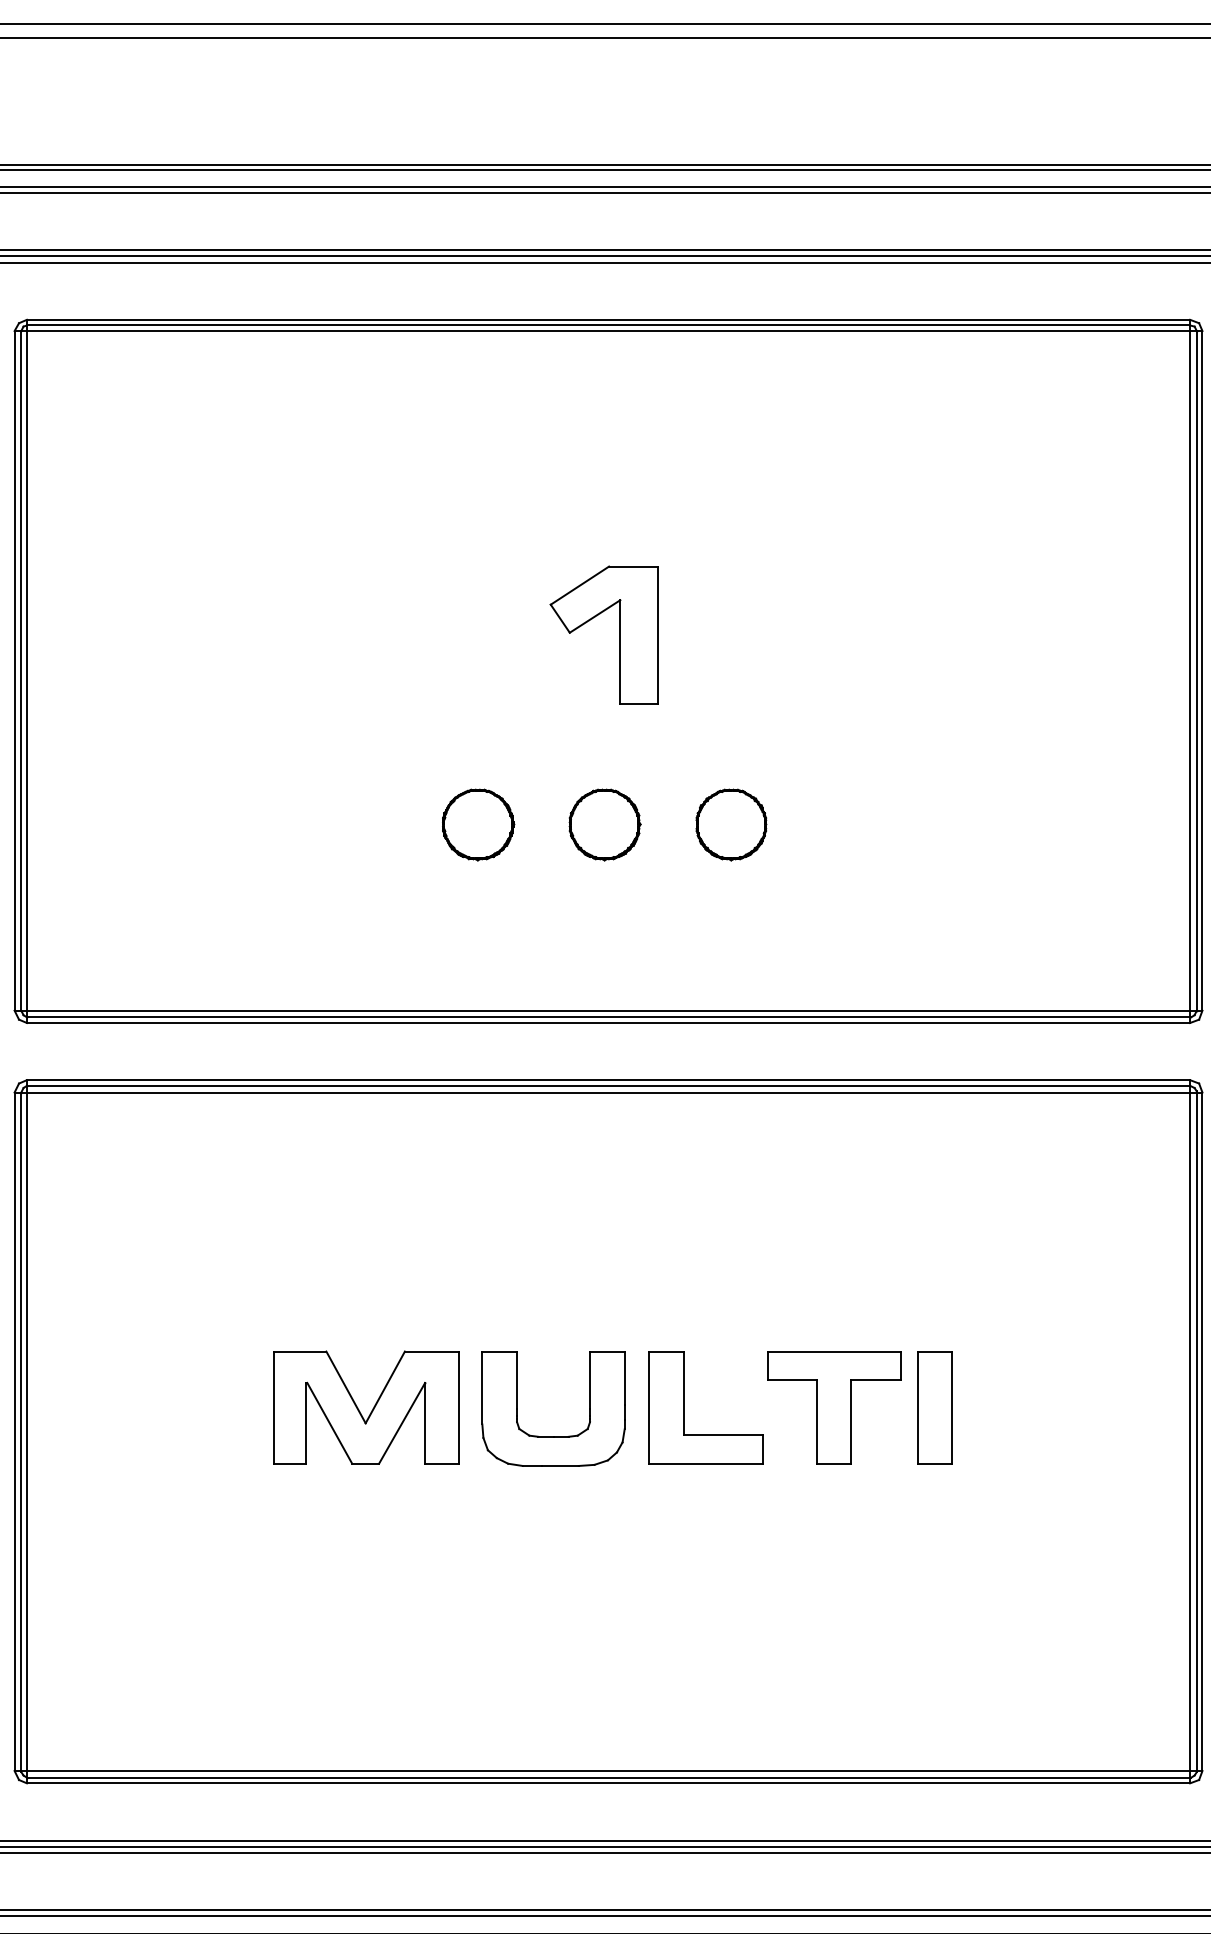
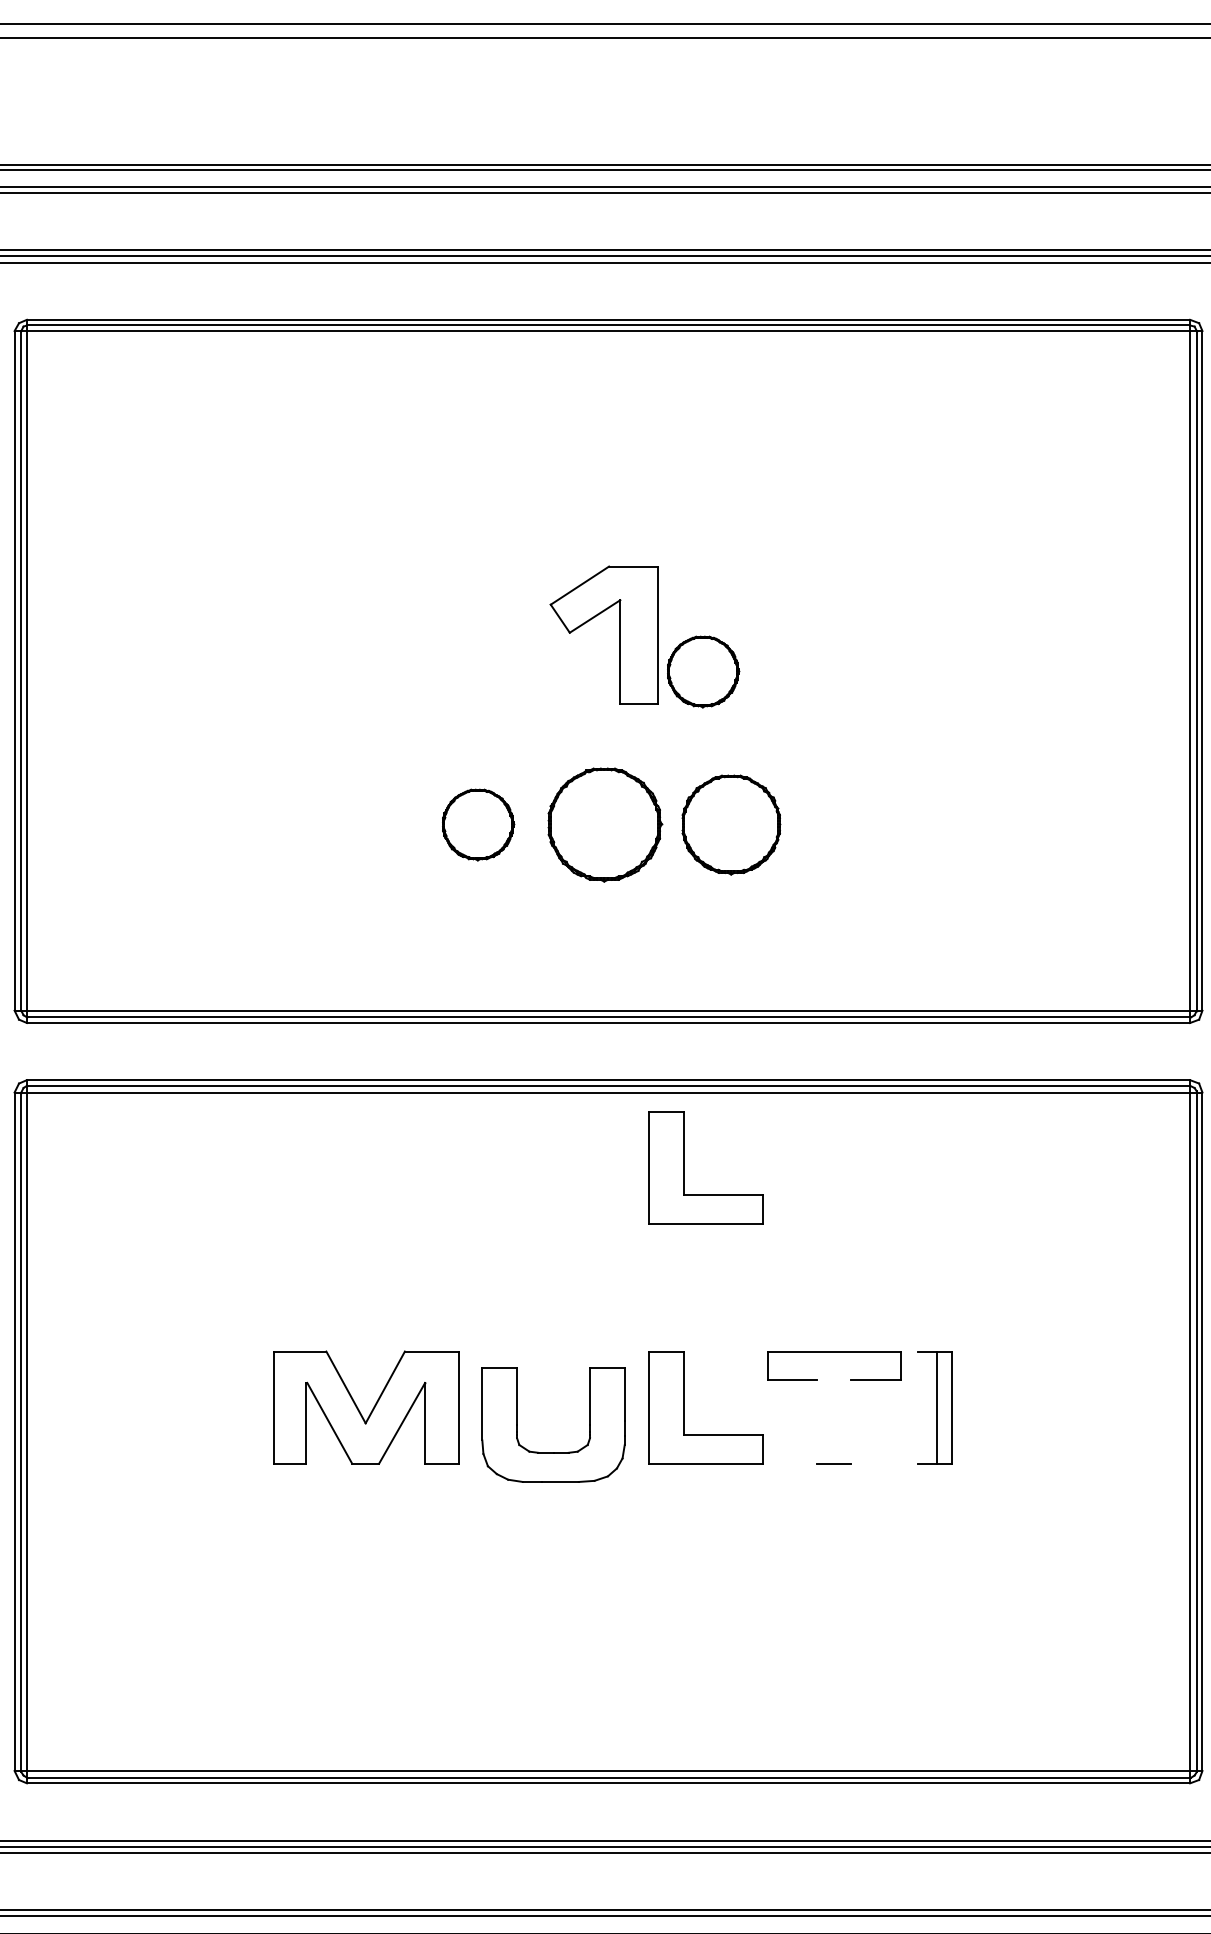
part: none -> present (703, 671)
part size: 74x74 px -> 117x116 px (605, 824)
part size: 73x74 px -> 101x102 px (731, 824)
part: none -> present (684, 1167)
line position: (917, 1407) -> (936, 1407) (936, 1407)
line: present -> none (816, 1421)
line: present -> none (851, 1421)
part position: (553, 1436) -> (553, 1452) (553, 1452)
